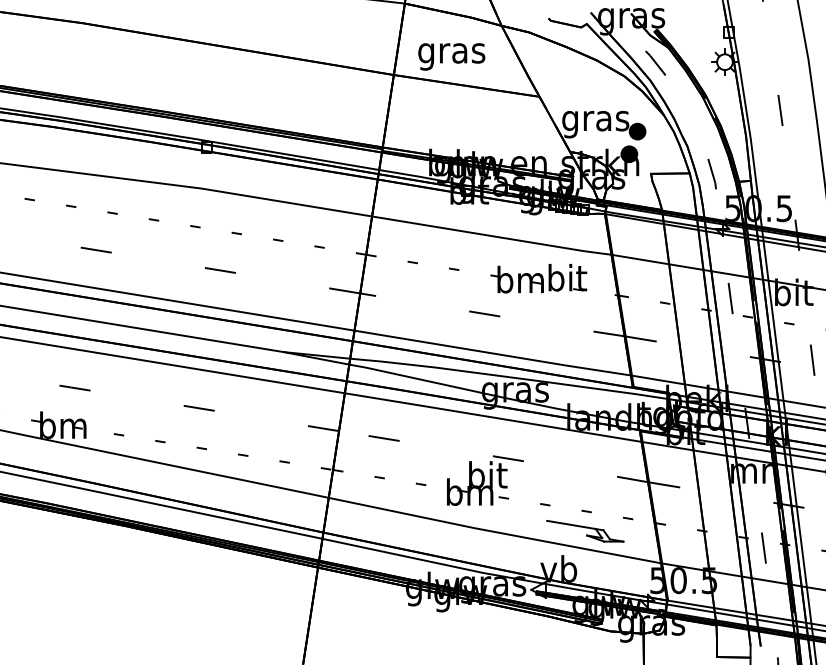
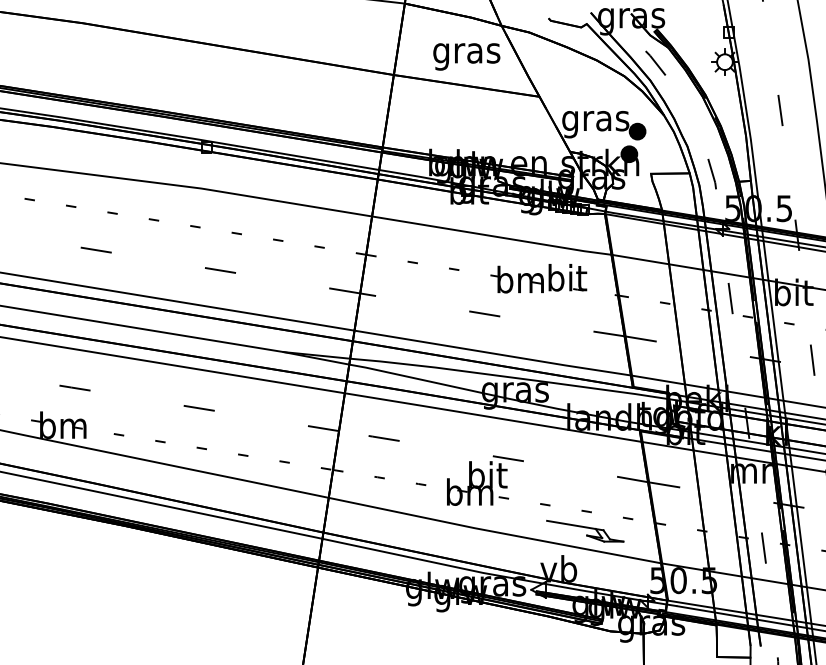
text position: (451, 56) -> (466, 56) (466, 56)
